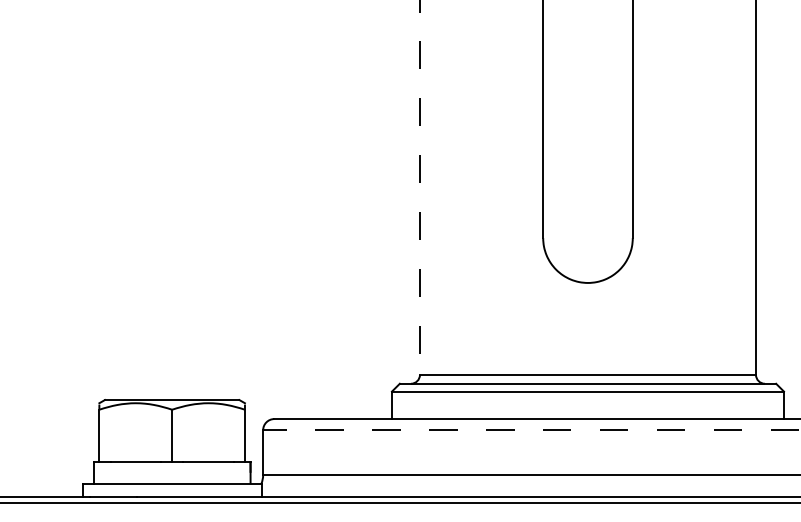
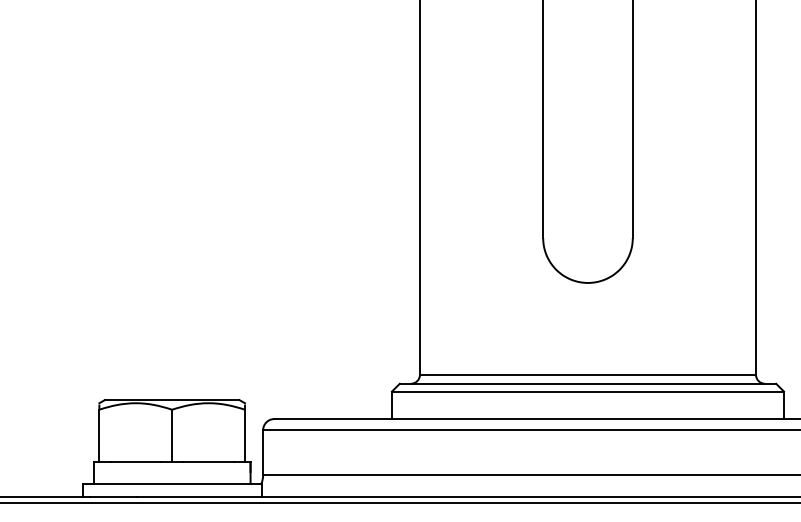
line: dashed -> solid (419, 188)
line: dashed -> solid (532, 430)
